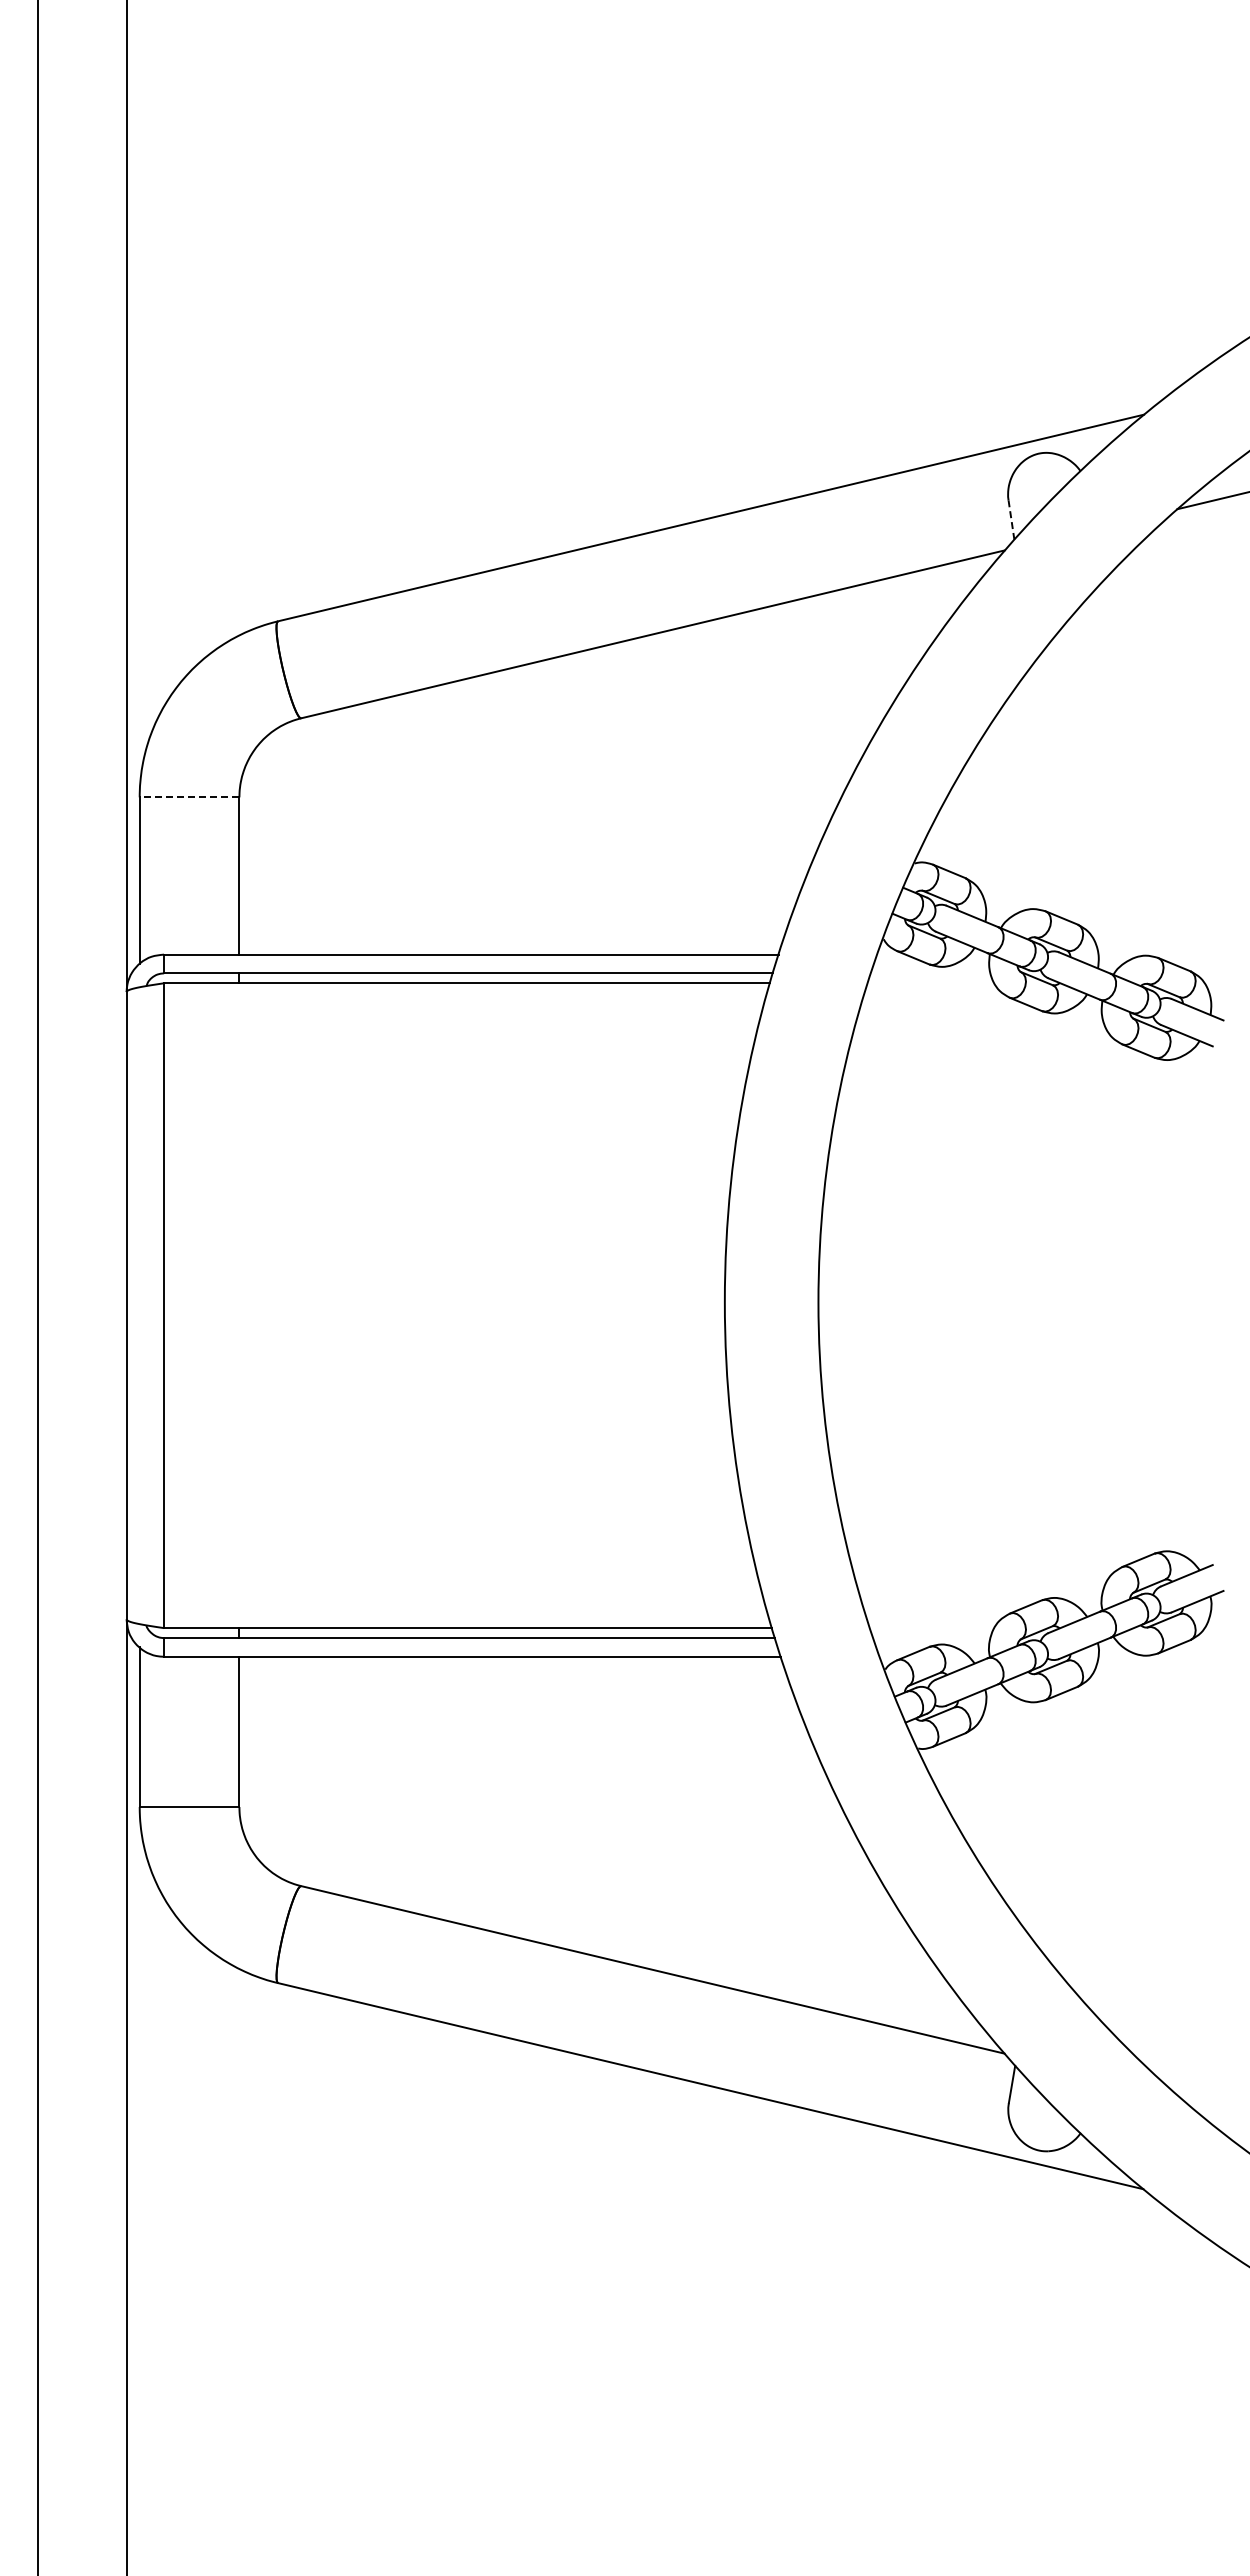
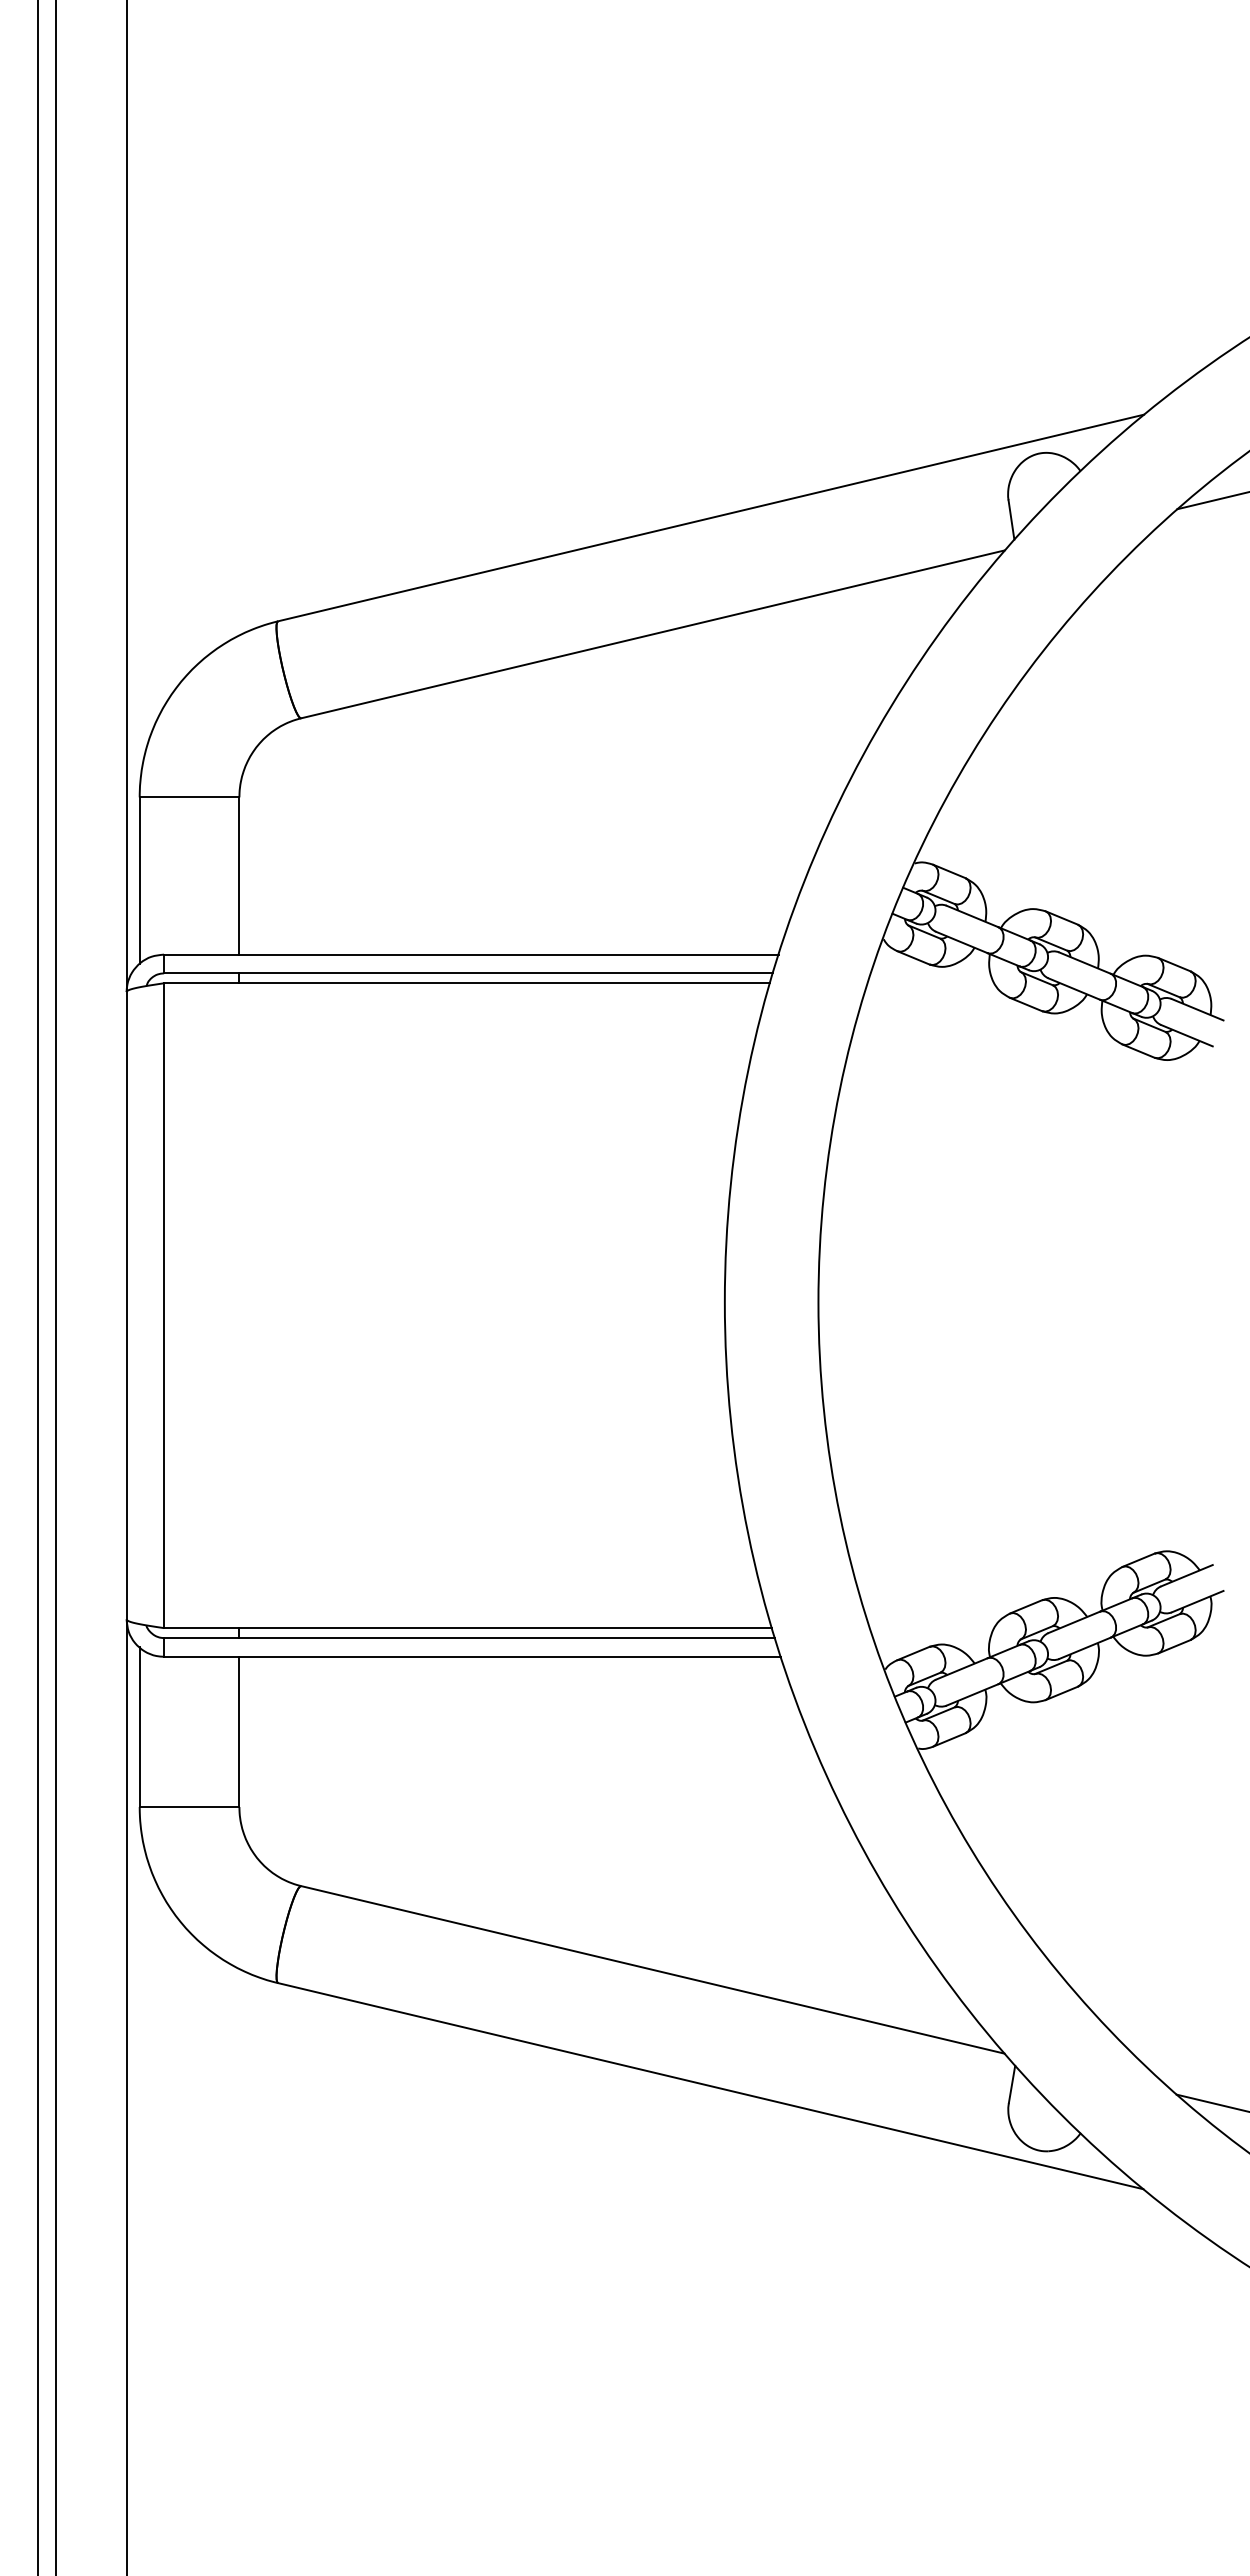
line: dashed -> solid (1011, 519)
line: dashed -> solid (189, 797)
line: none -> present (56, 1287)
line: none -> present (1211, 2102)
